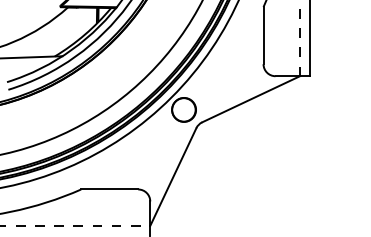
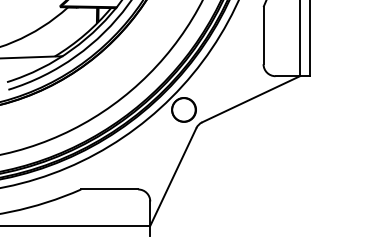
line: dashed -> solid (300, 38)
line: dashed -> solid (75, 225)
